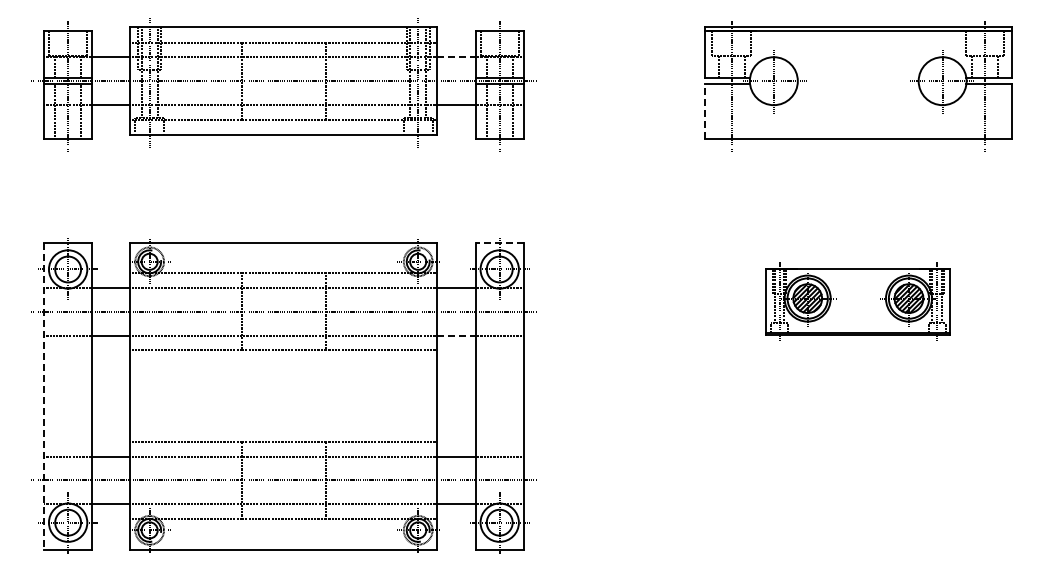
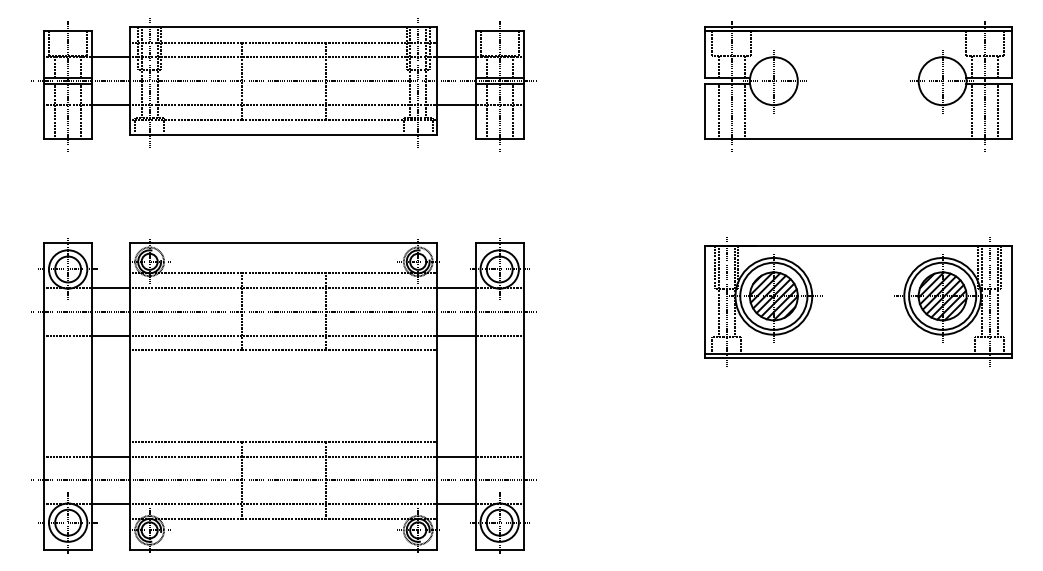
line: dashed -> solid (457, 57)
line: dashed -> solid (704, 110)
line: none -> present (718, 111)
line: none -> present (744, 111)
line: none -> present (971, 111)
line: none -> present (997, 111)
line: dashed -> solid (499, 242)
part size: 186x79 px -> 309x130 px (858, 301)
line: dashed -> solid (457, 335)
line: dashed -> solid (44, 396)
